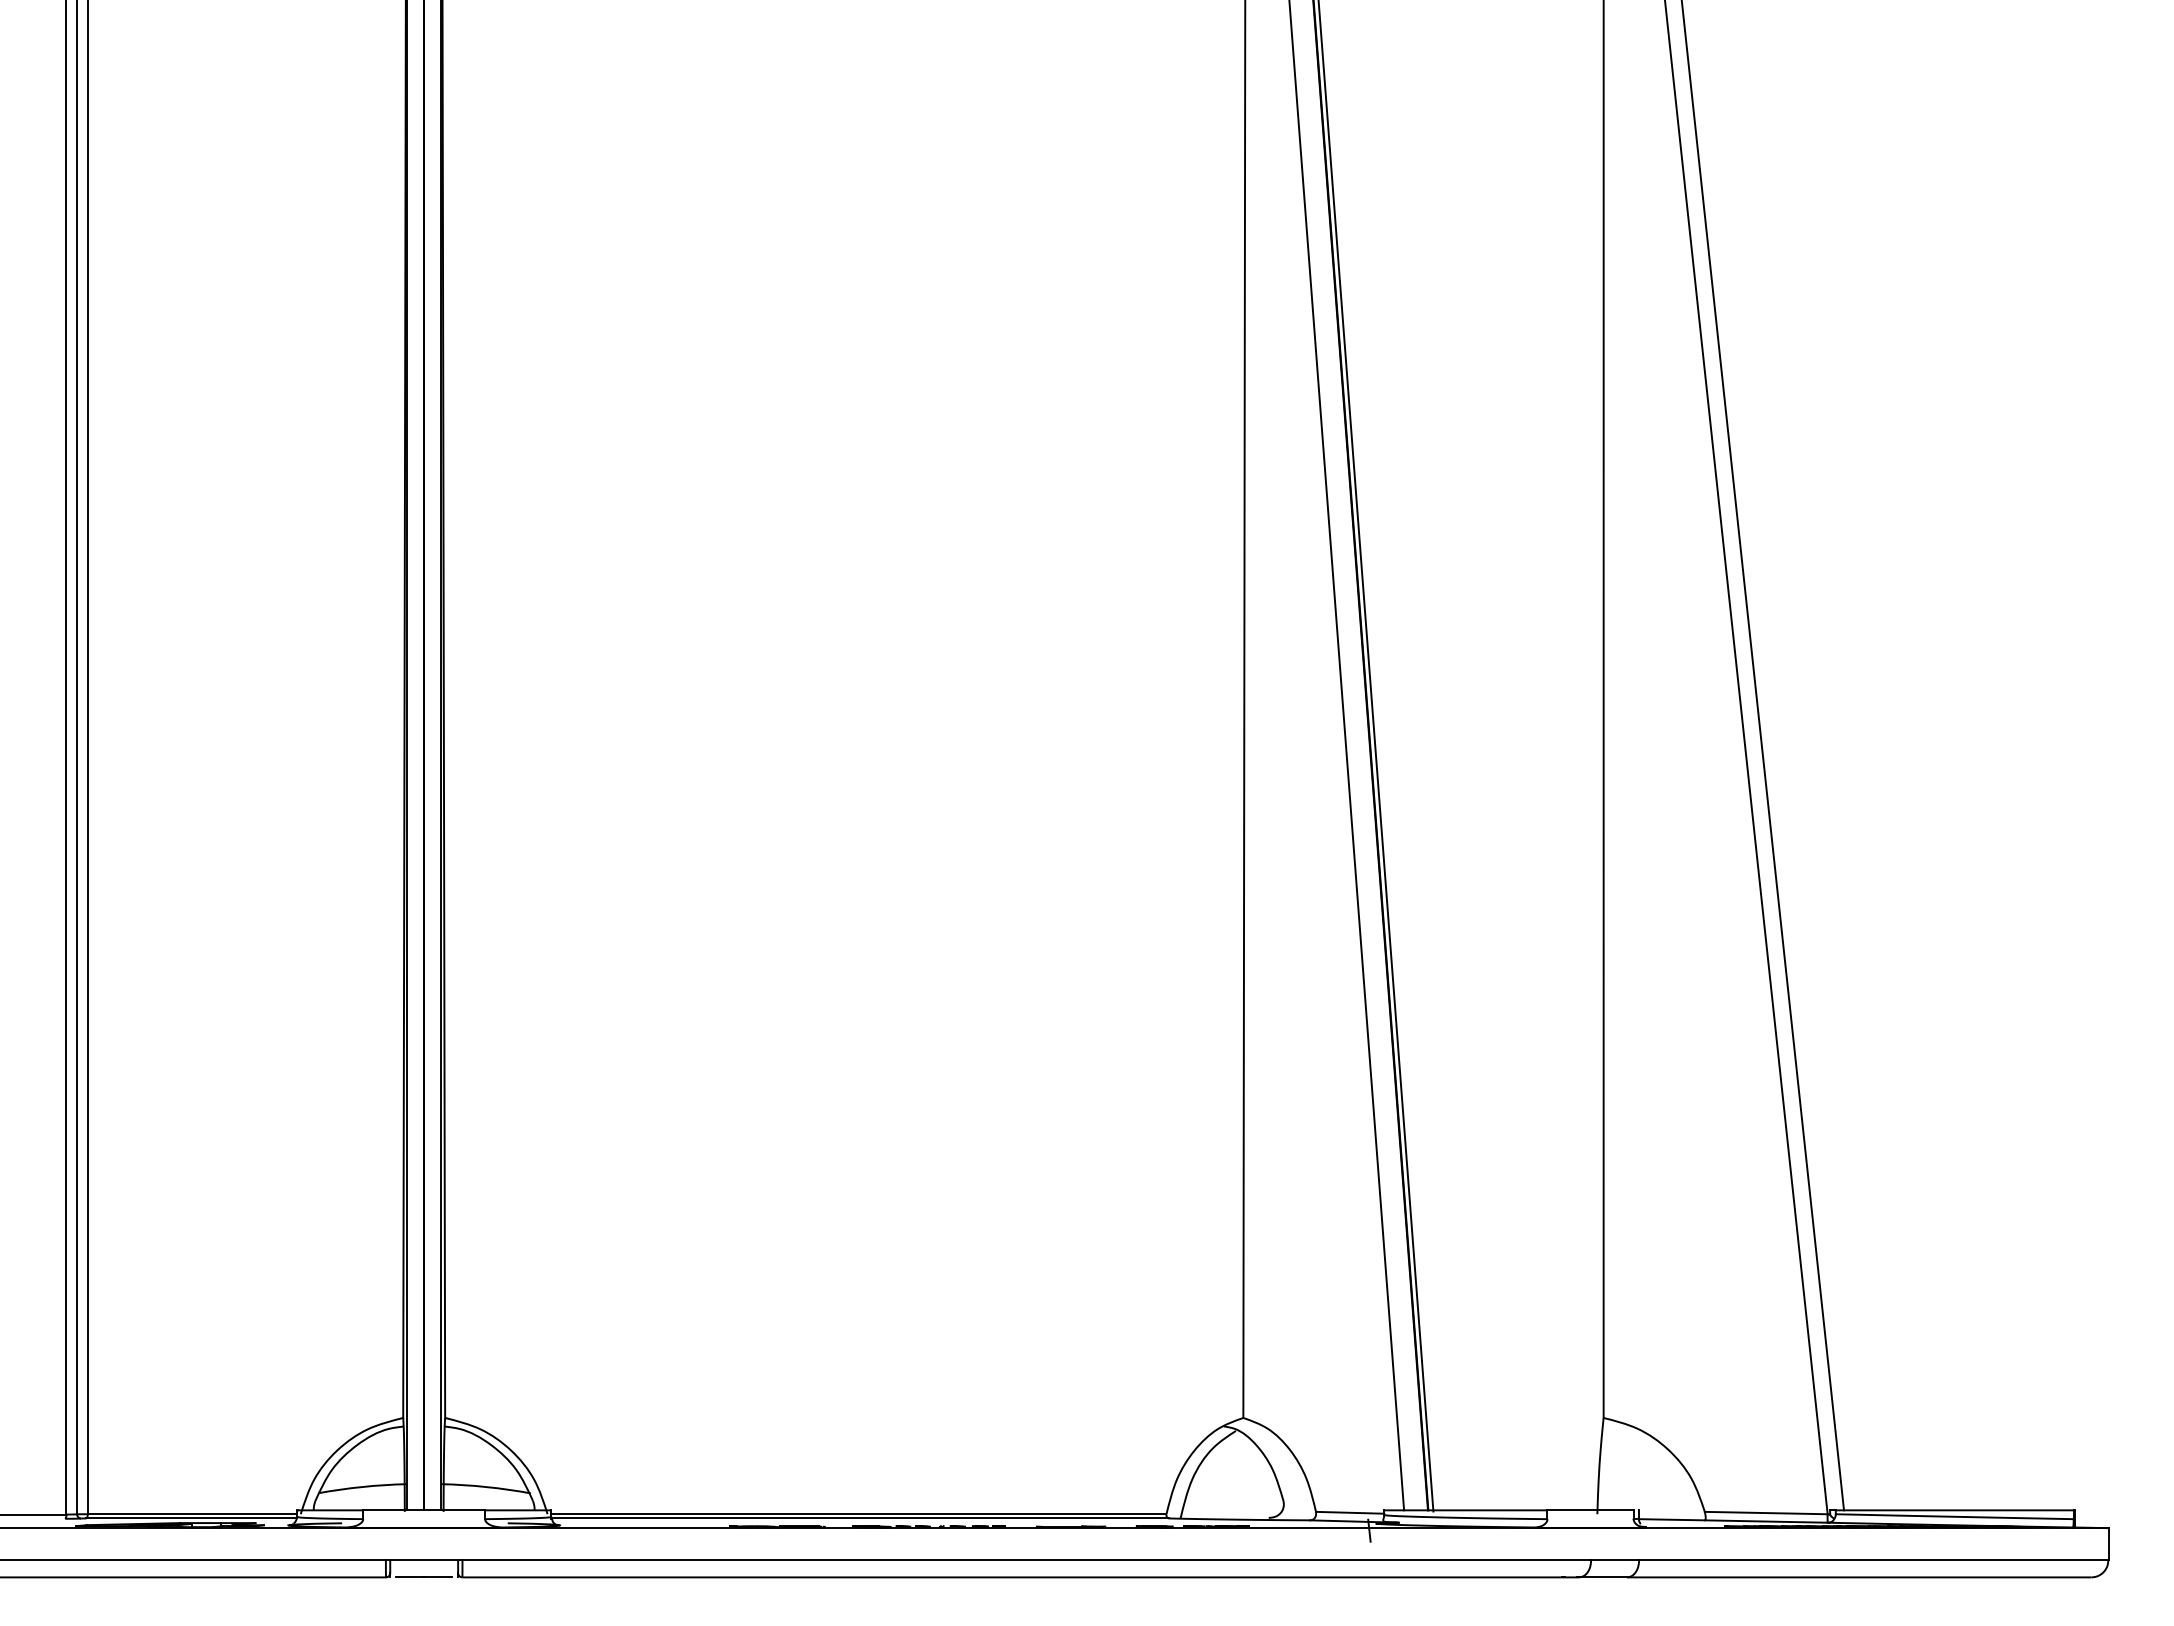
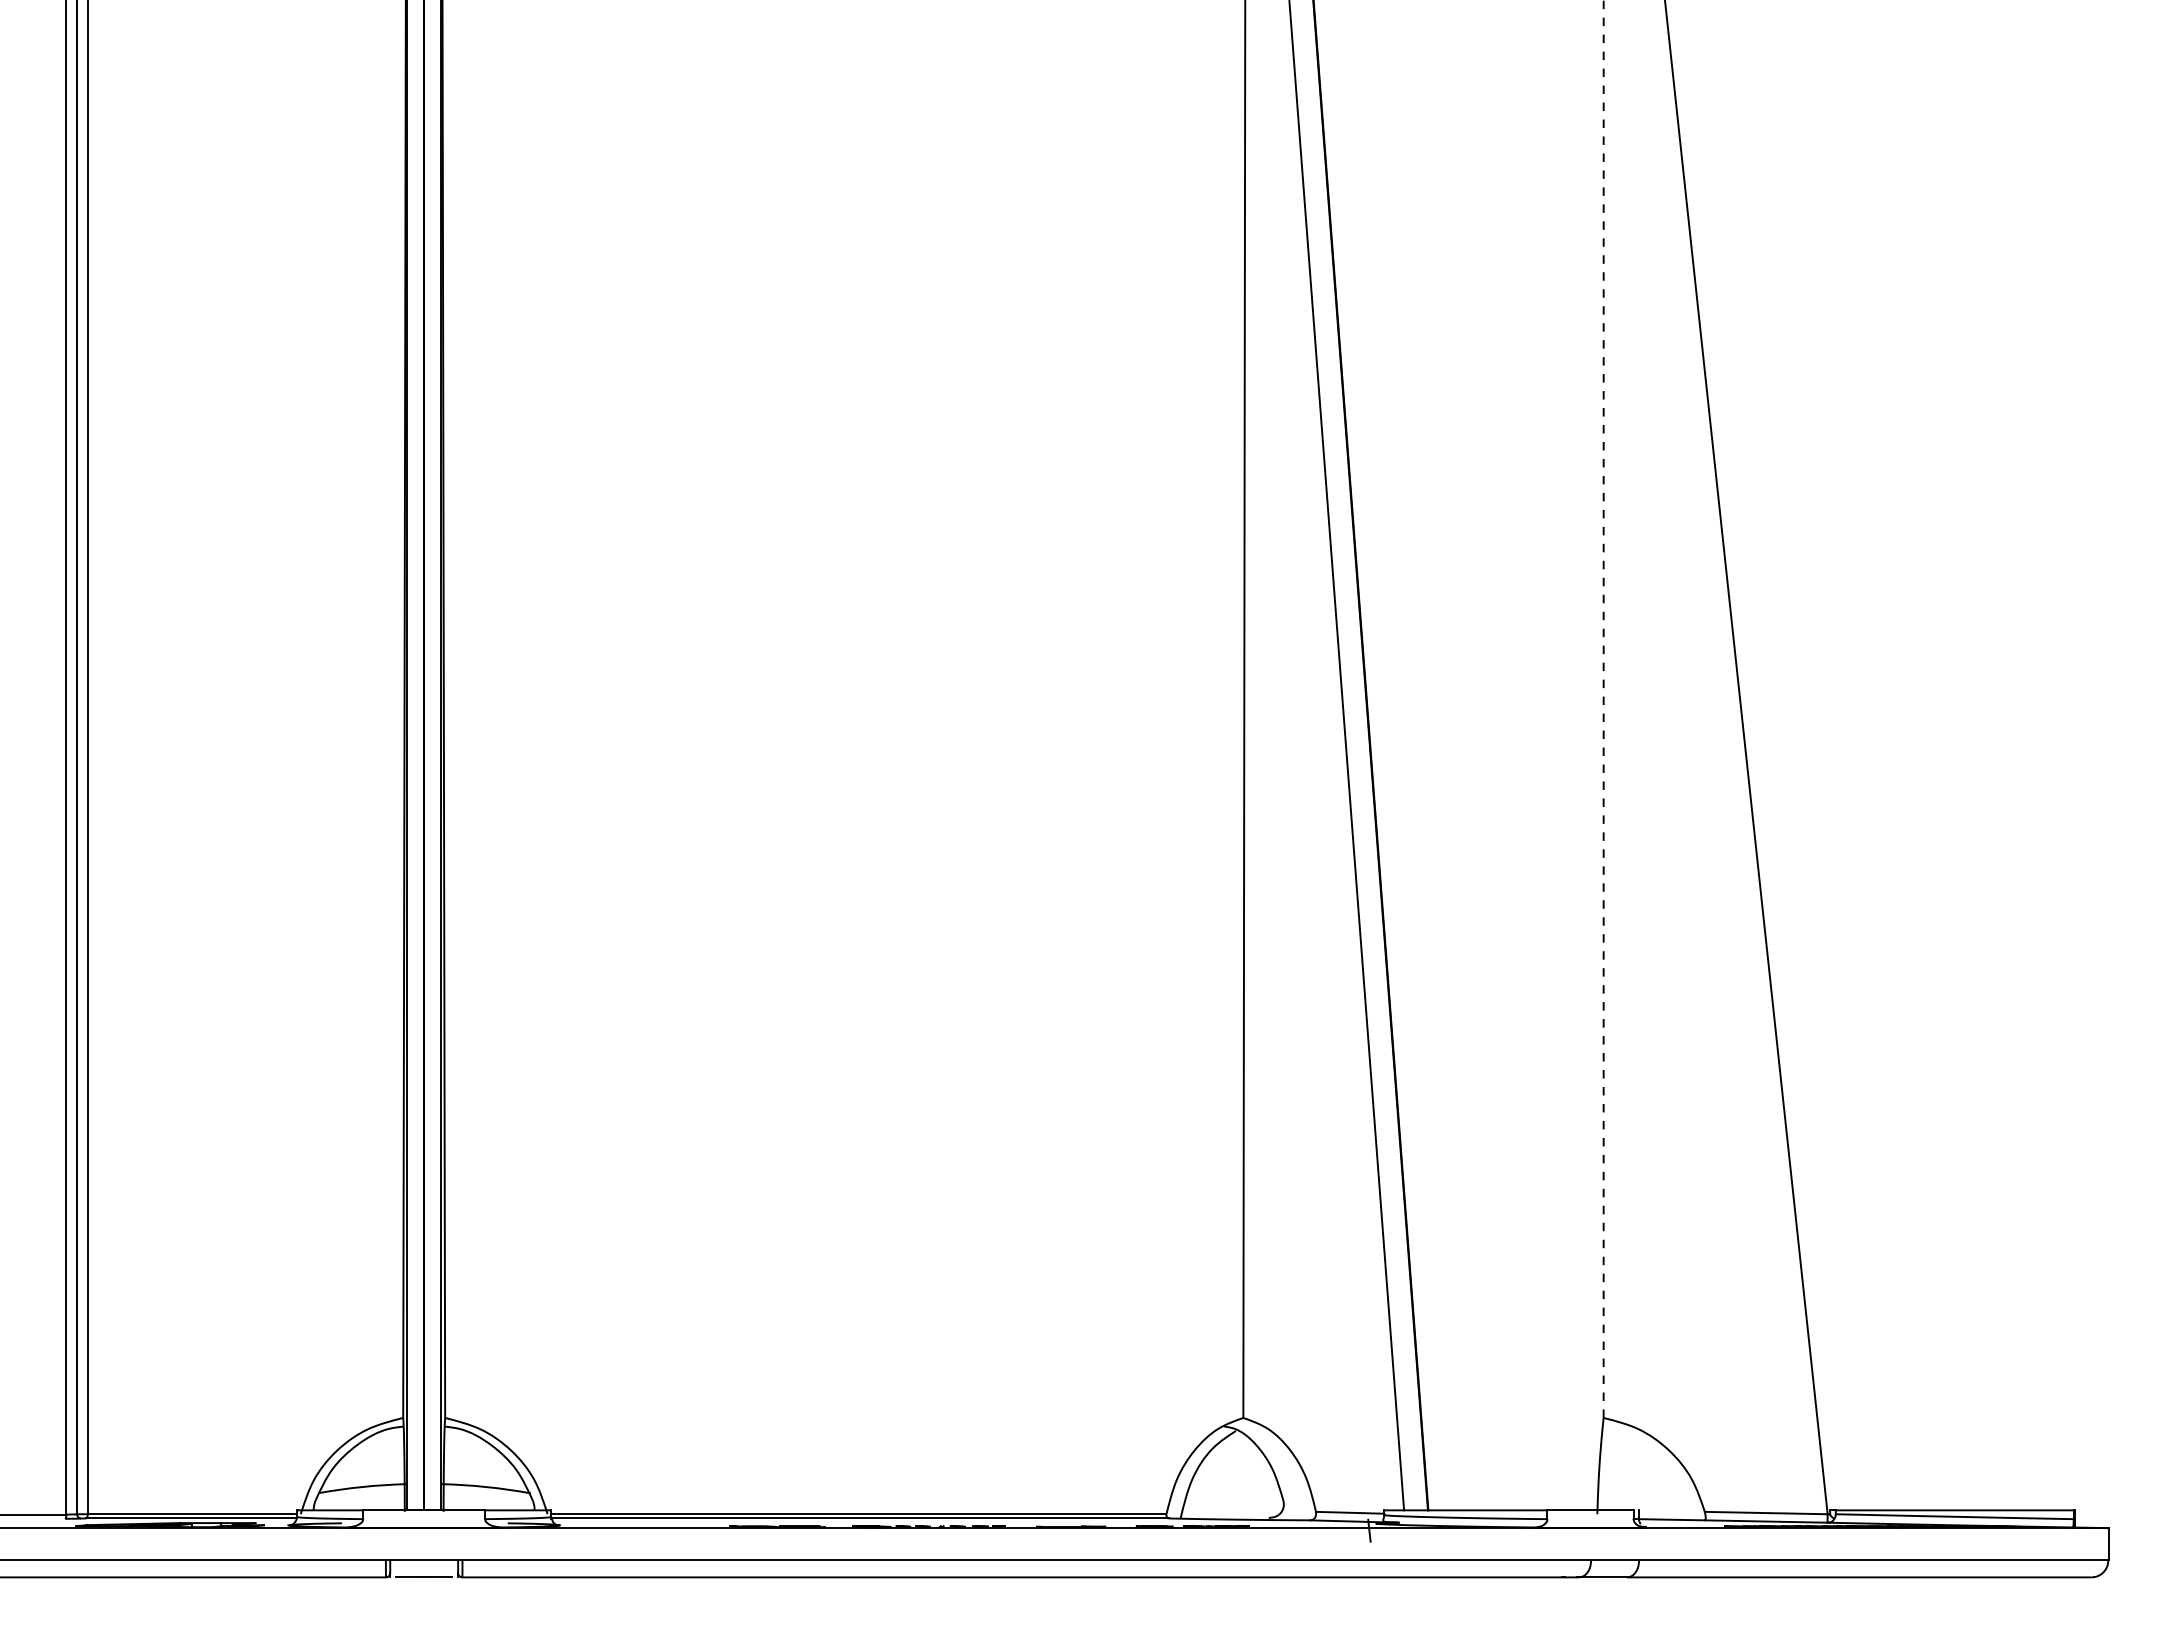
line: solid -> dashed (1603, 708)
line: present -> none (1375, 756)
line: present -> none (1763, 756)
